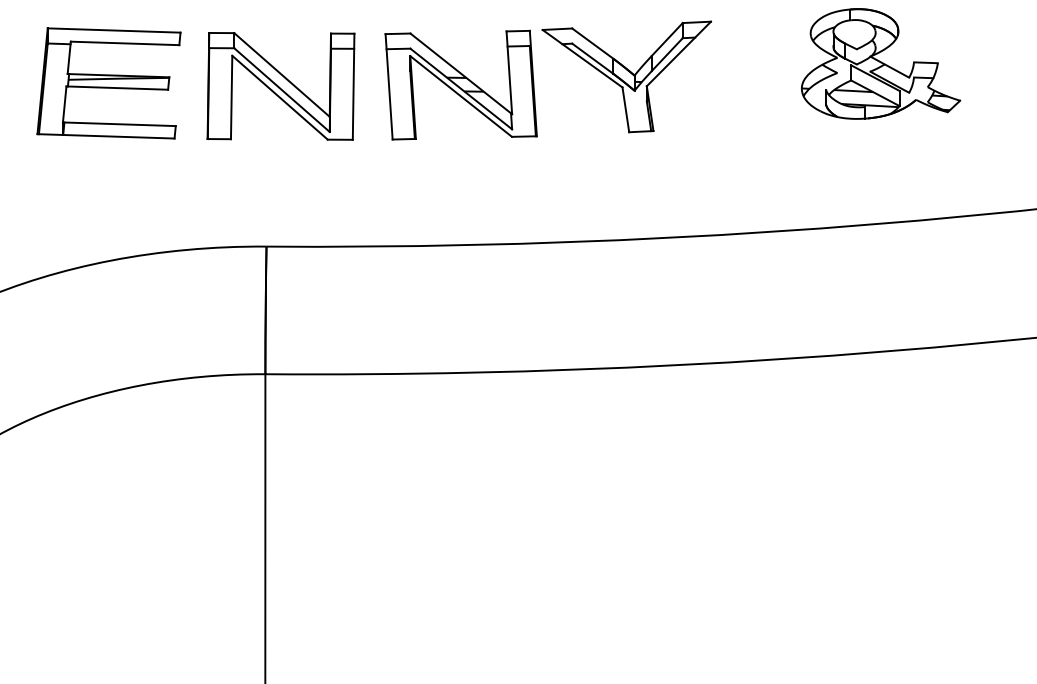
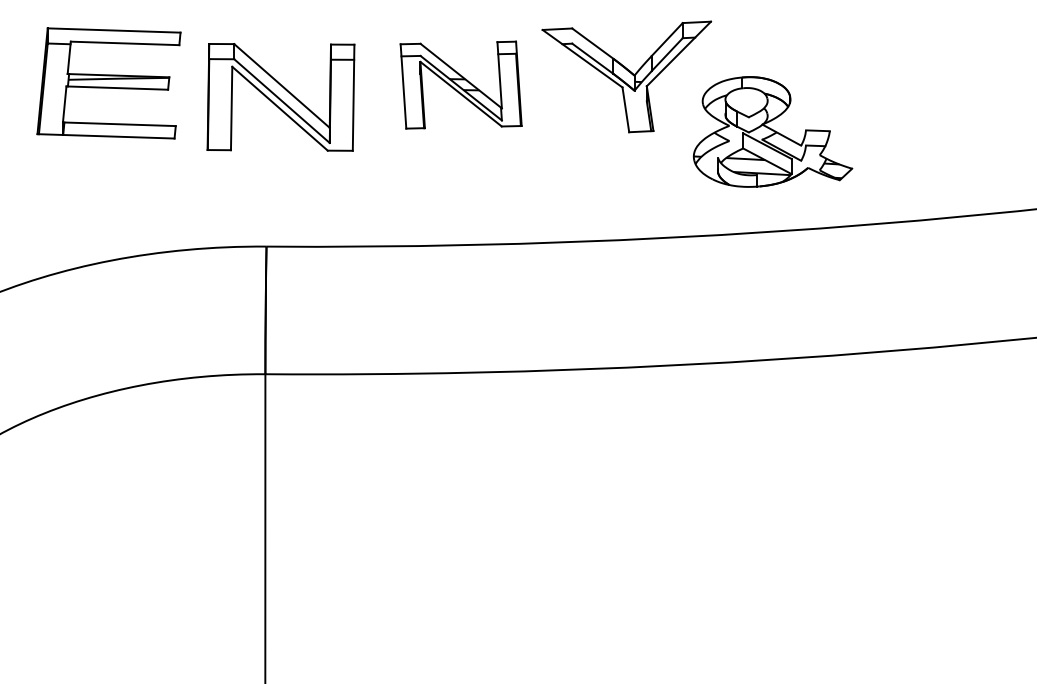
part position: (881, 63) -> (773, 131) (773, 131)
part size: 154x112 px -> 124x90 px (460, 84)
part position: (280, 86) -> (280, 97) (280, 97)
